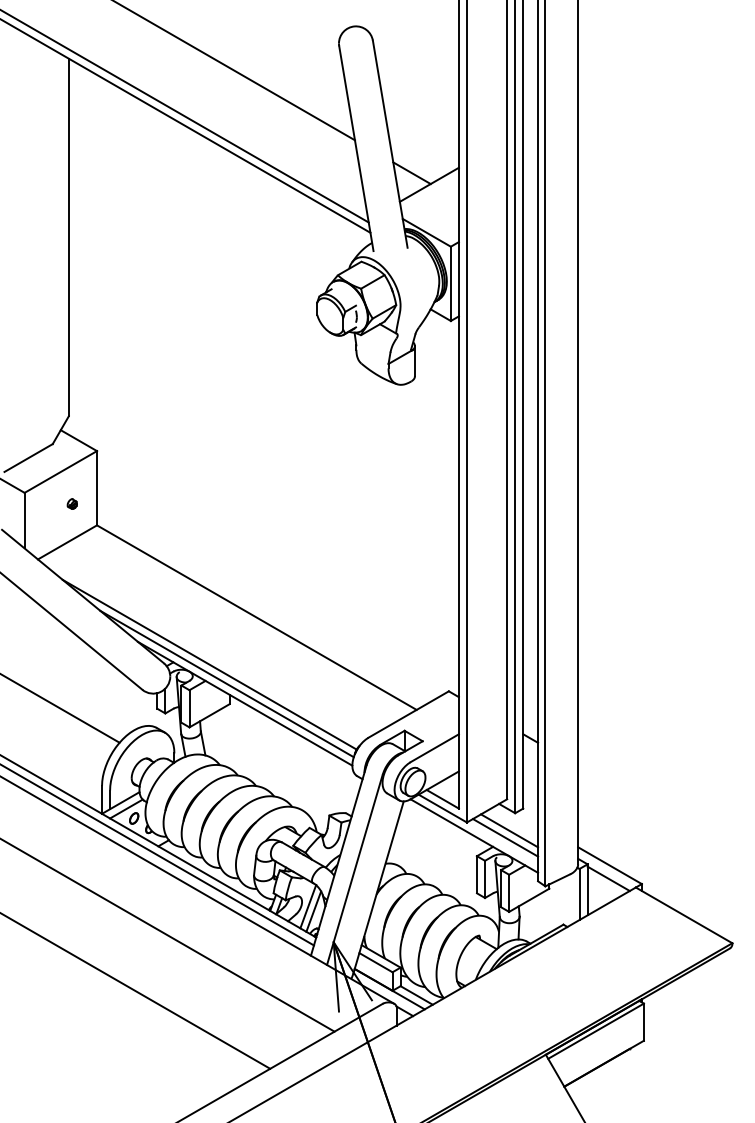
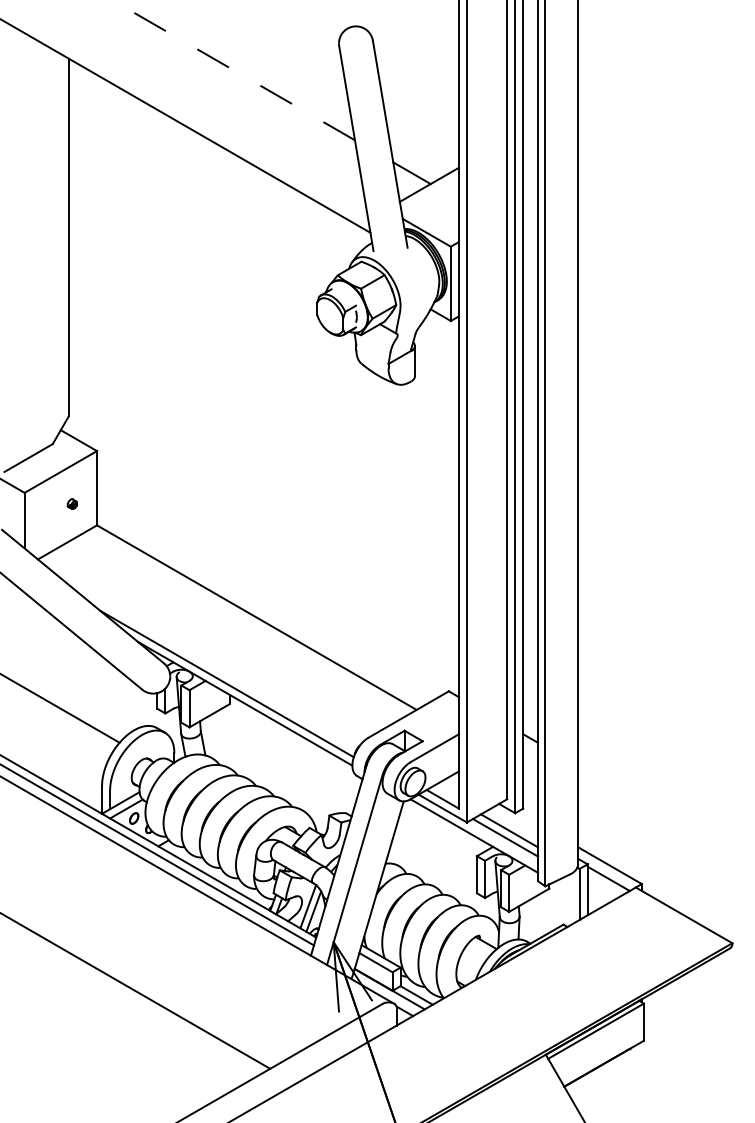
line: solid -> dashed (233, 70)
line: present -> none (185, 116)
line: present -> none (209, 664)
line: present -> none (168, 935)
